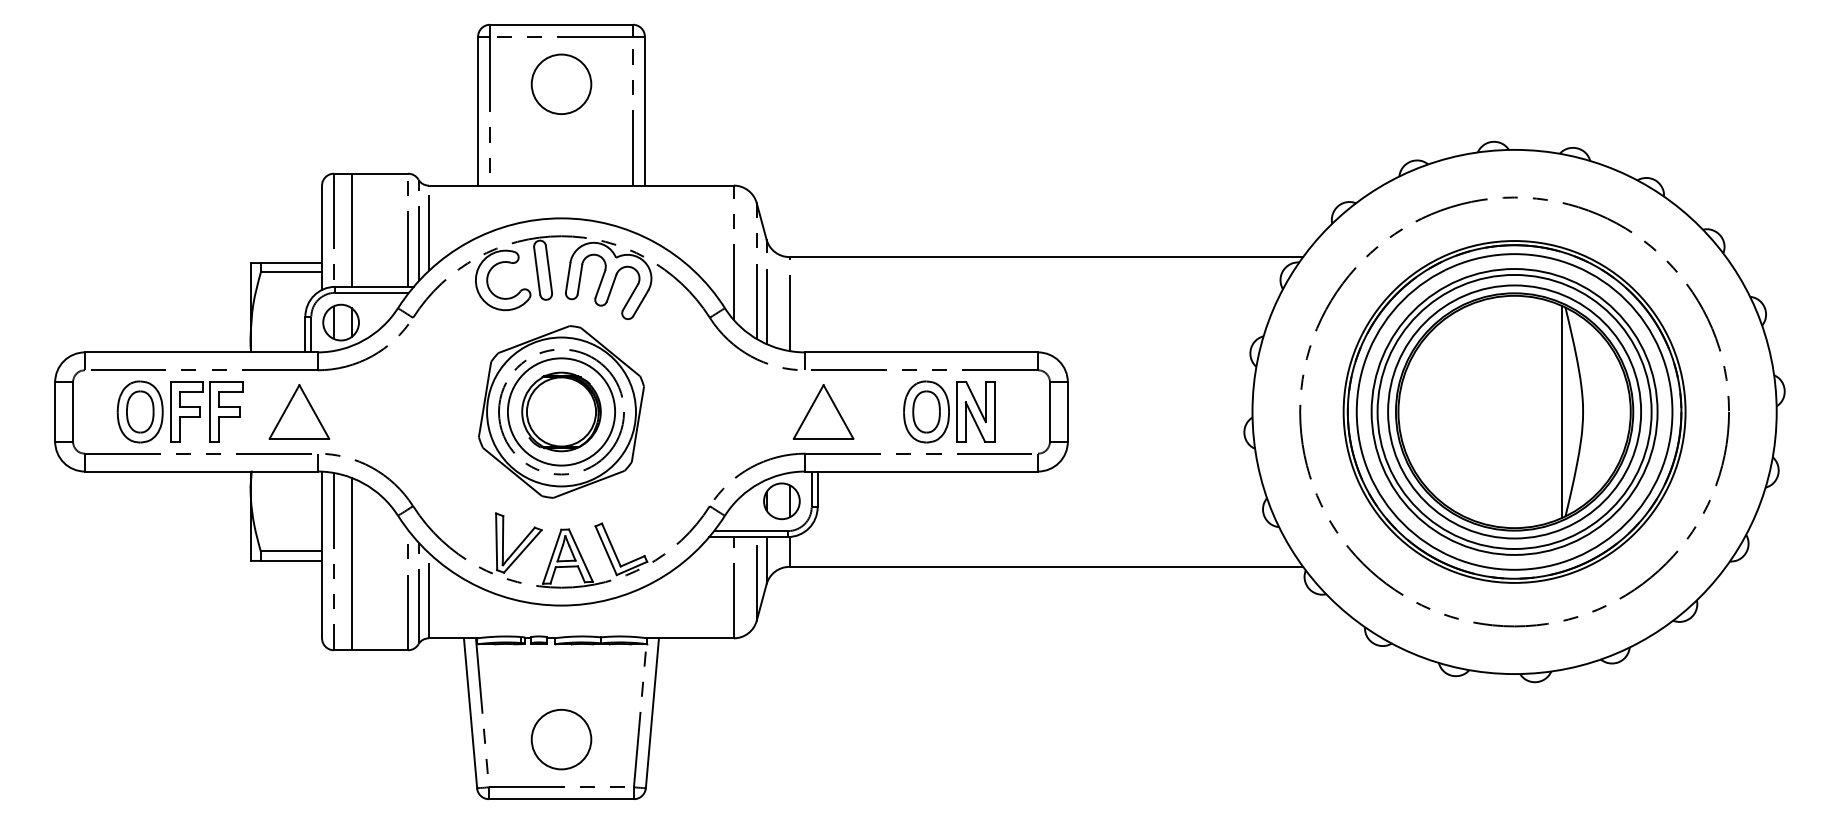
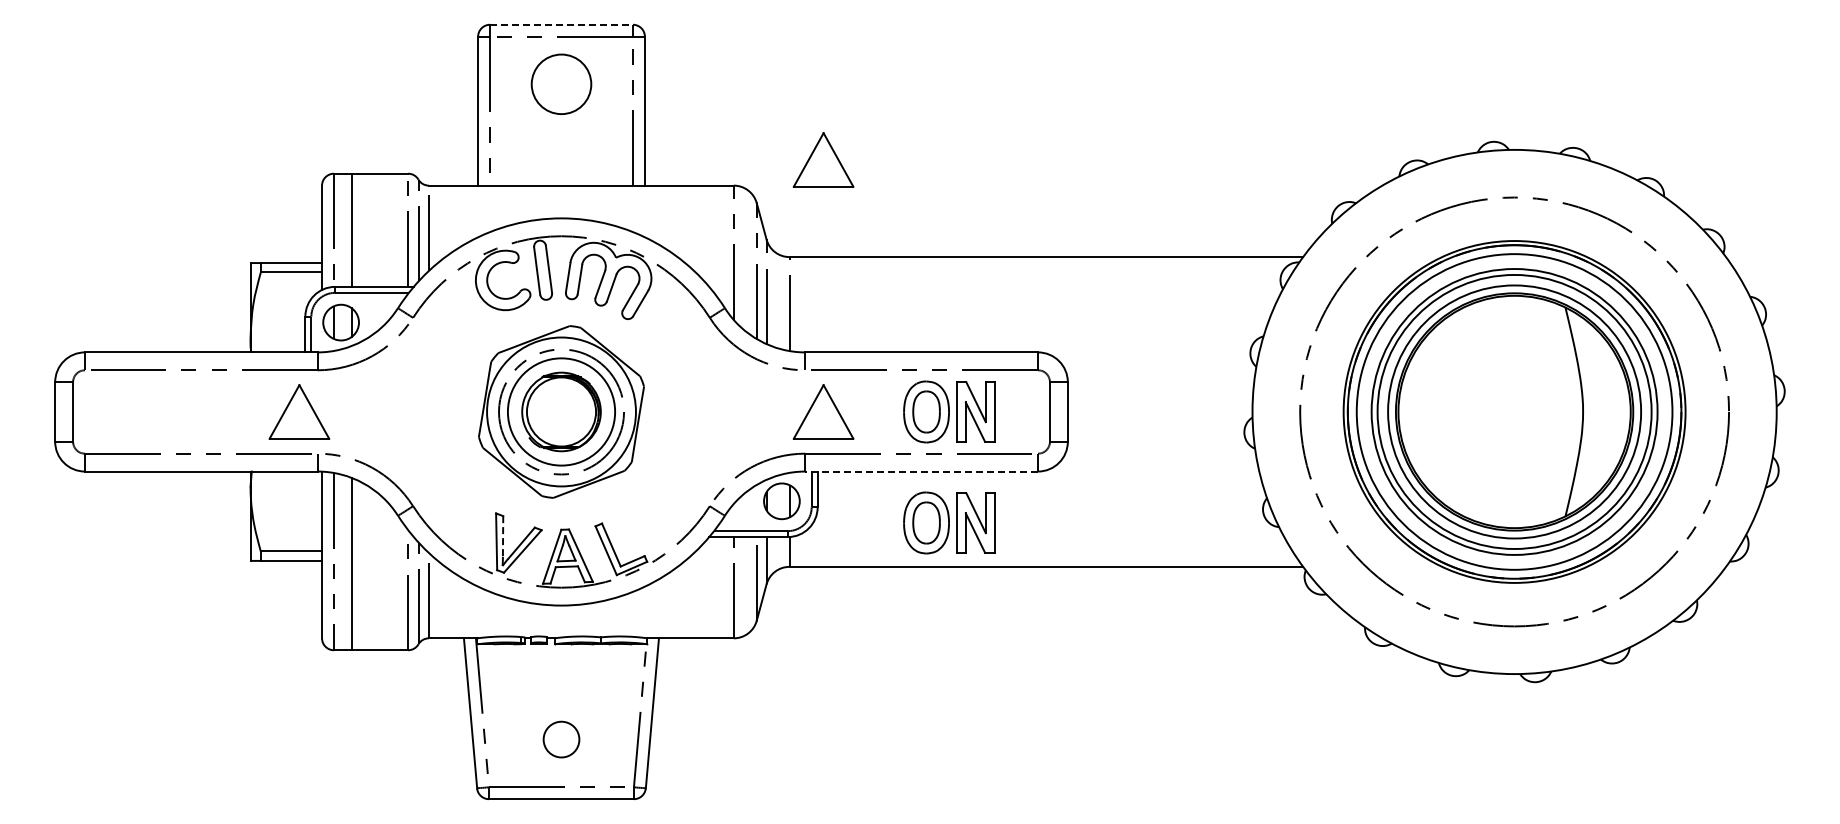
line: solid -> dashed (562, 24)
part: none -> present (823, 159)
part: present -> none (179, 411)
line: present -> none (1562, 411)
line: solid -> dashed (921, 471)
part: none -> present (949, 522)
line: solid -> dashed (503, 536)
circle diameter: 60 px -> 36 px (561, 739)
